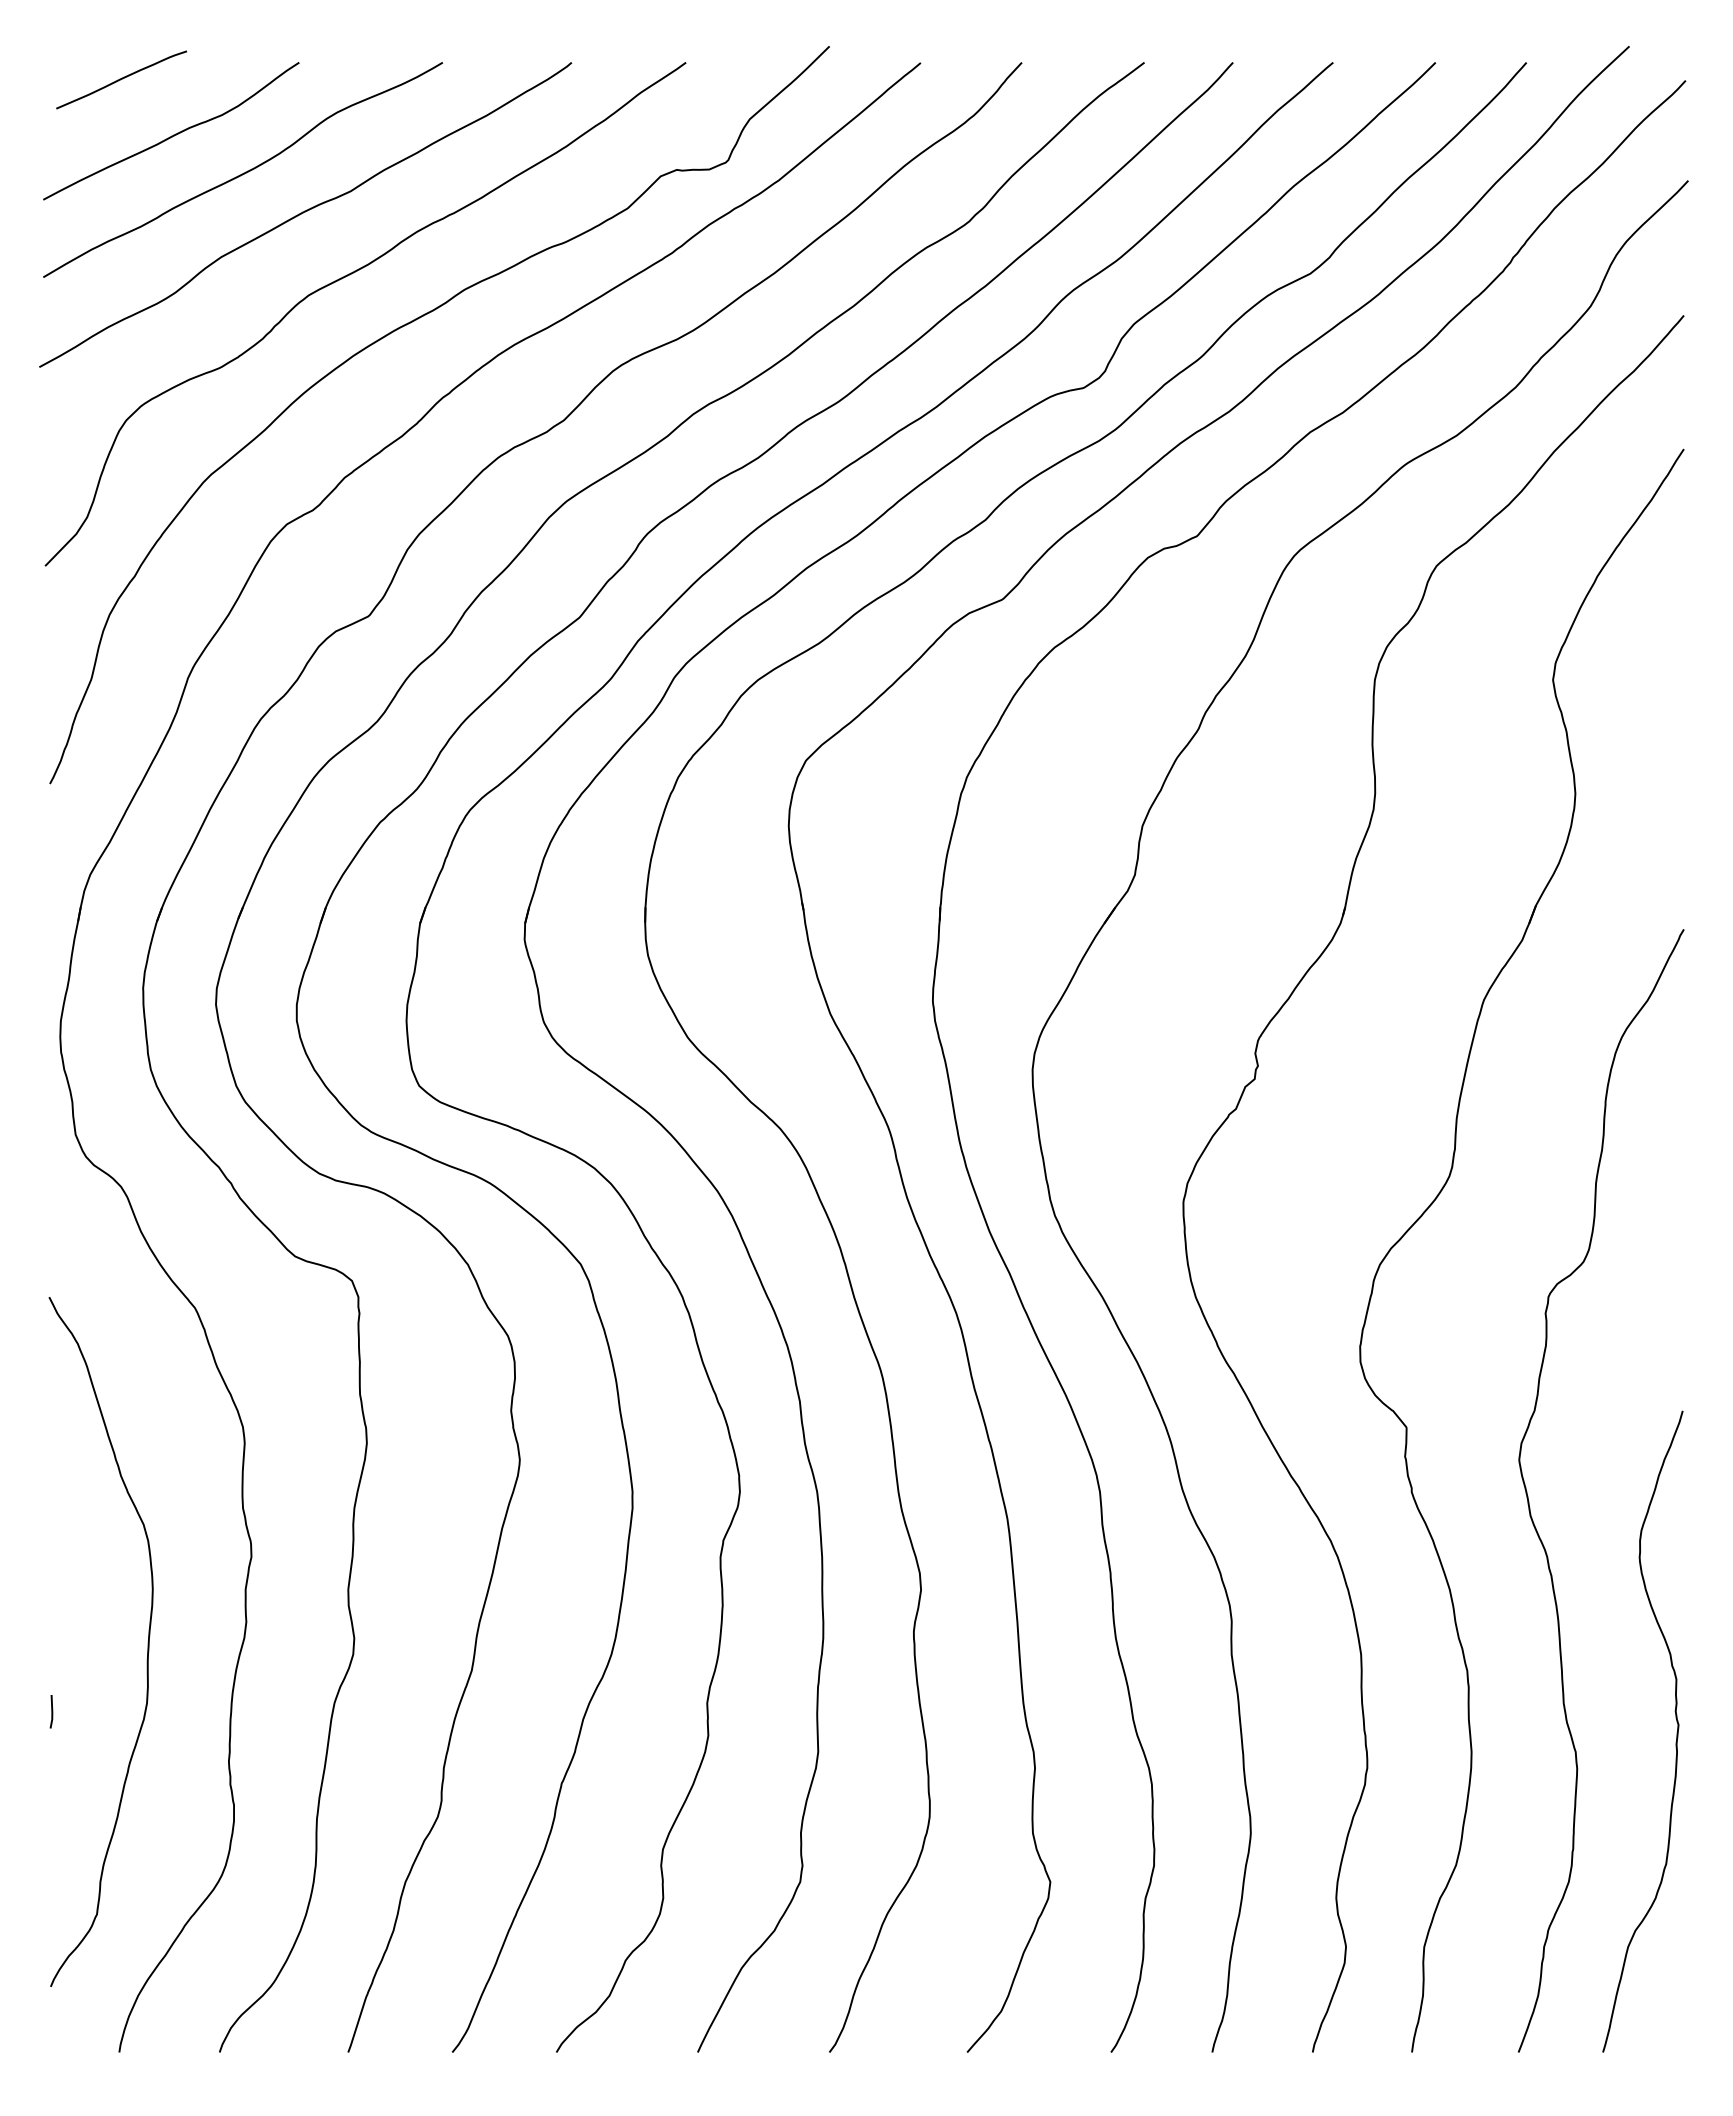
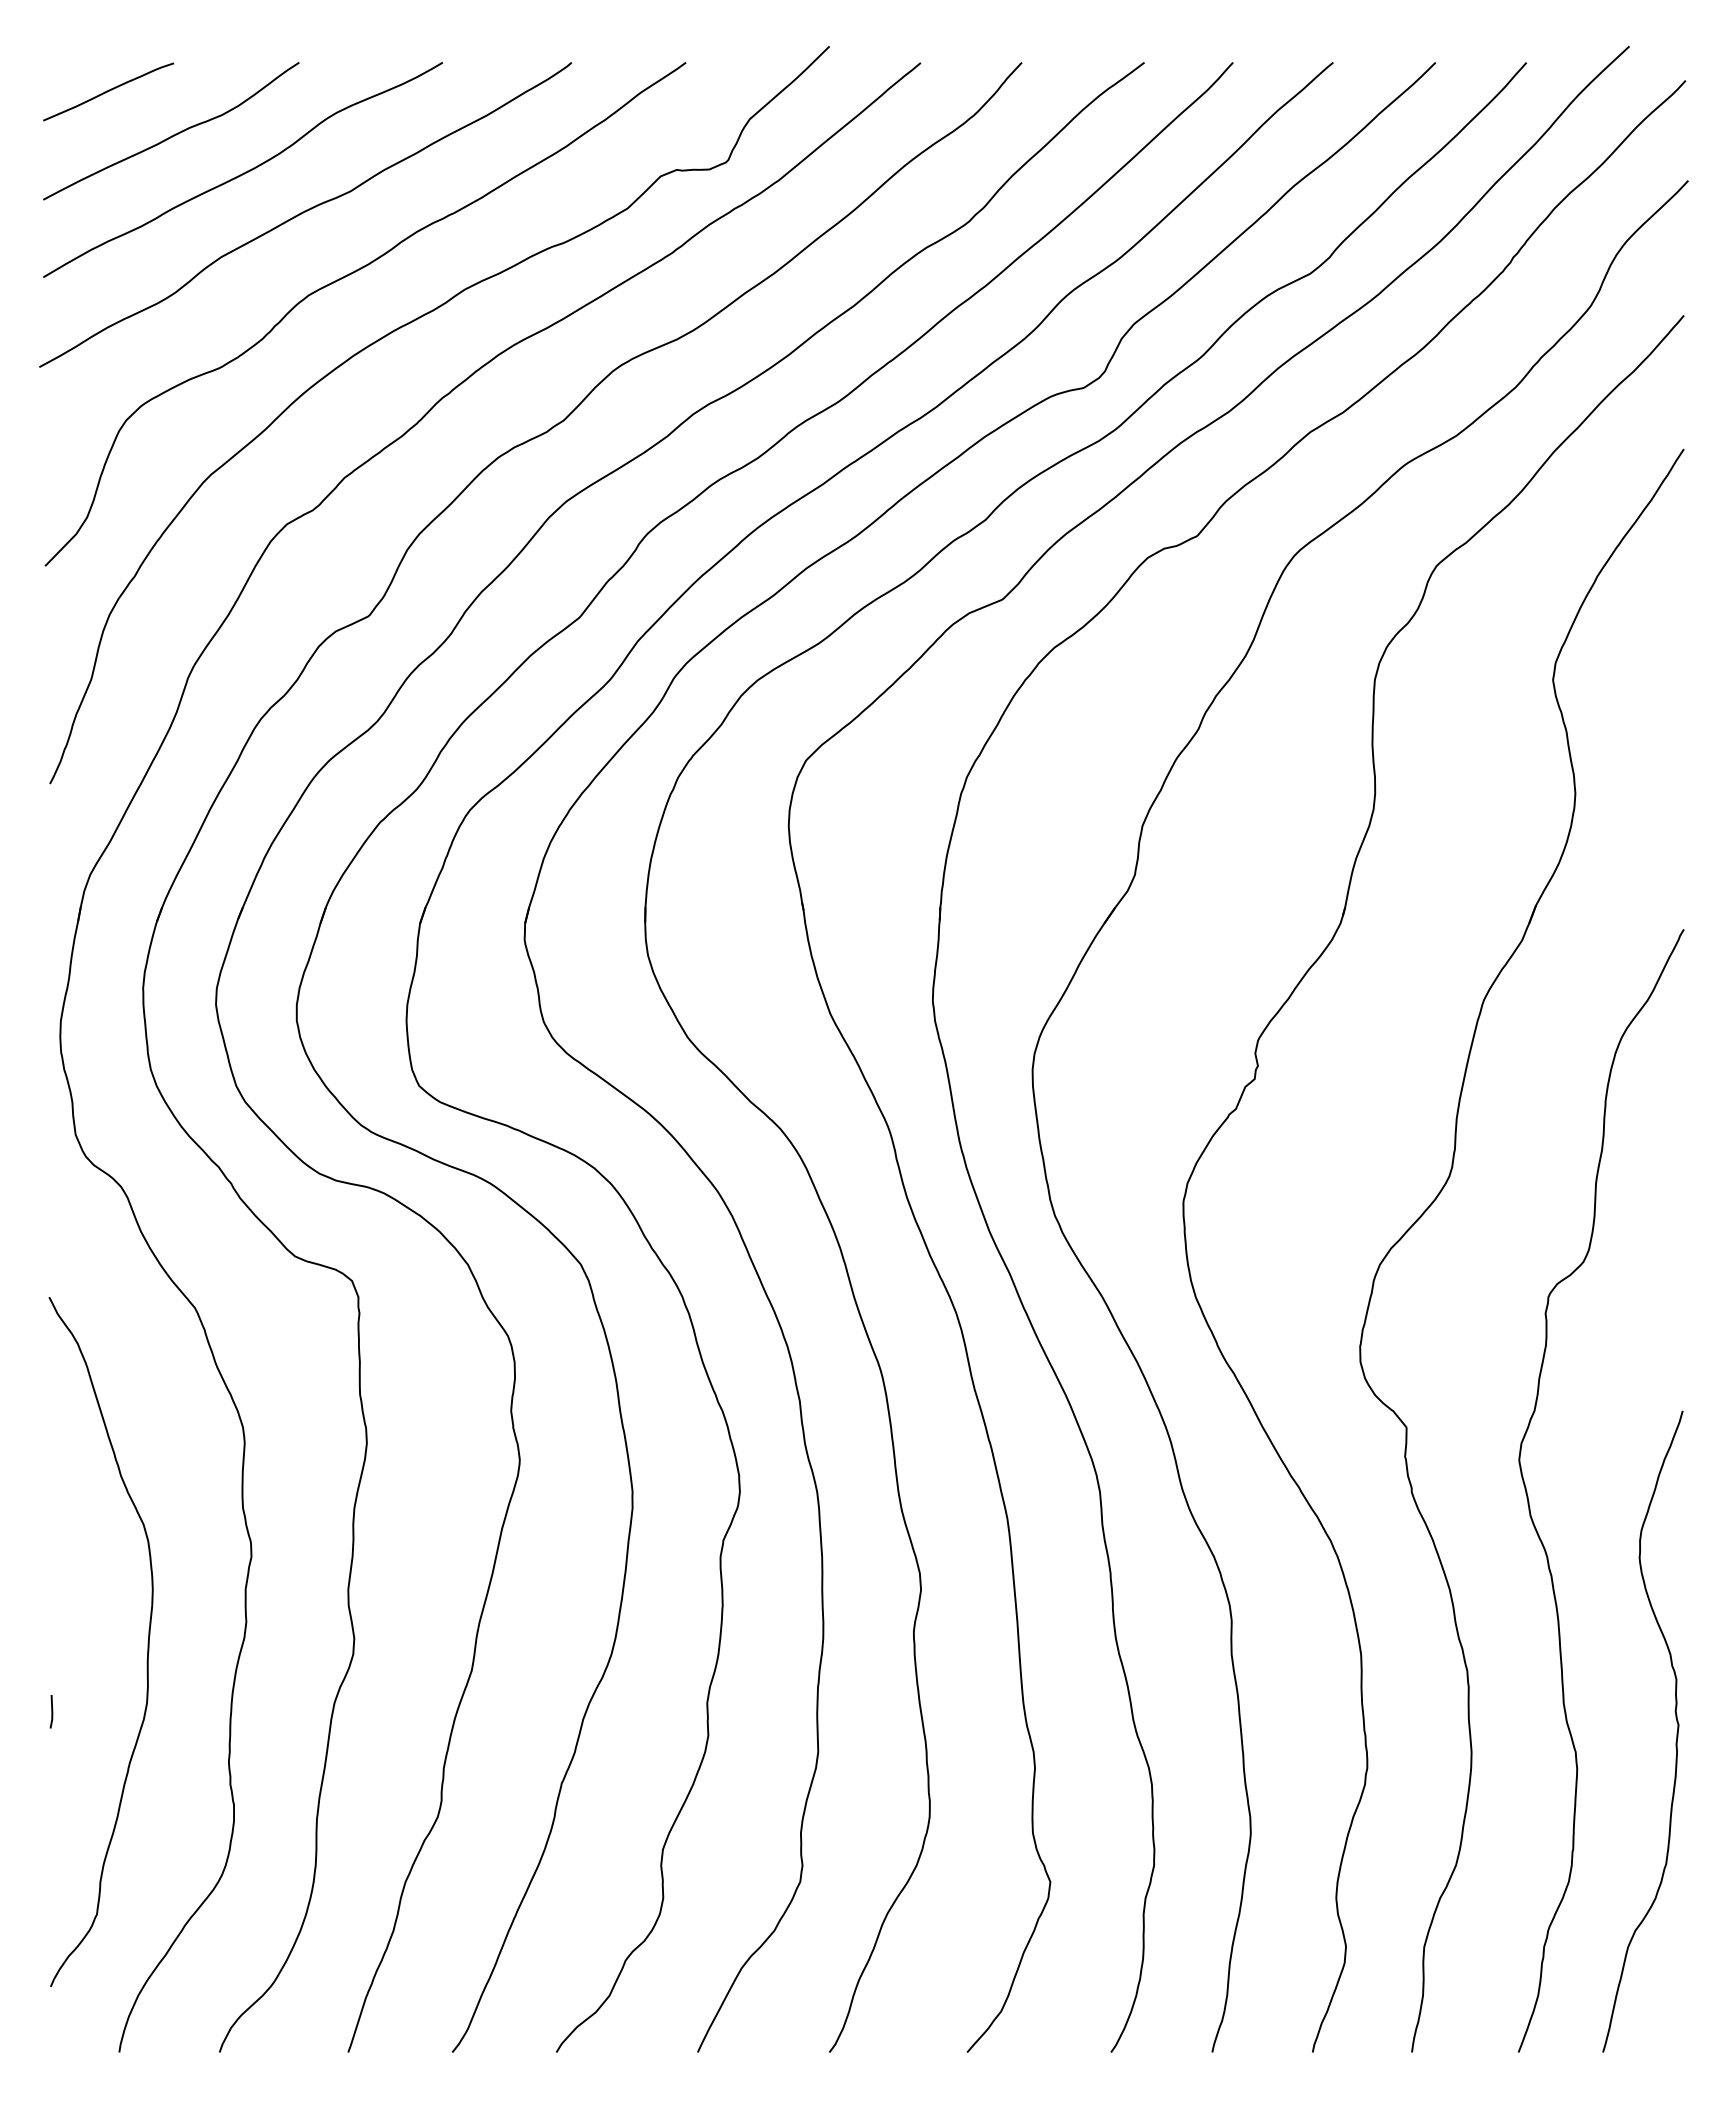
curve position: (121, 79) -> (108, 91) (108, 91)
